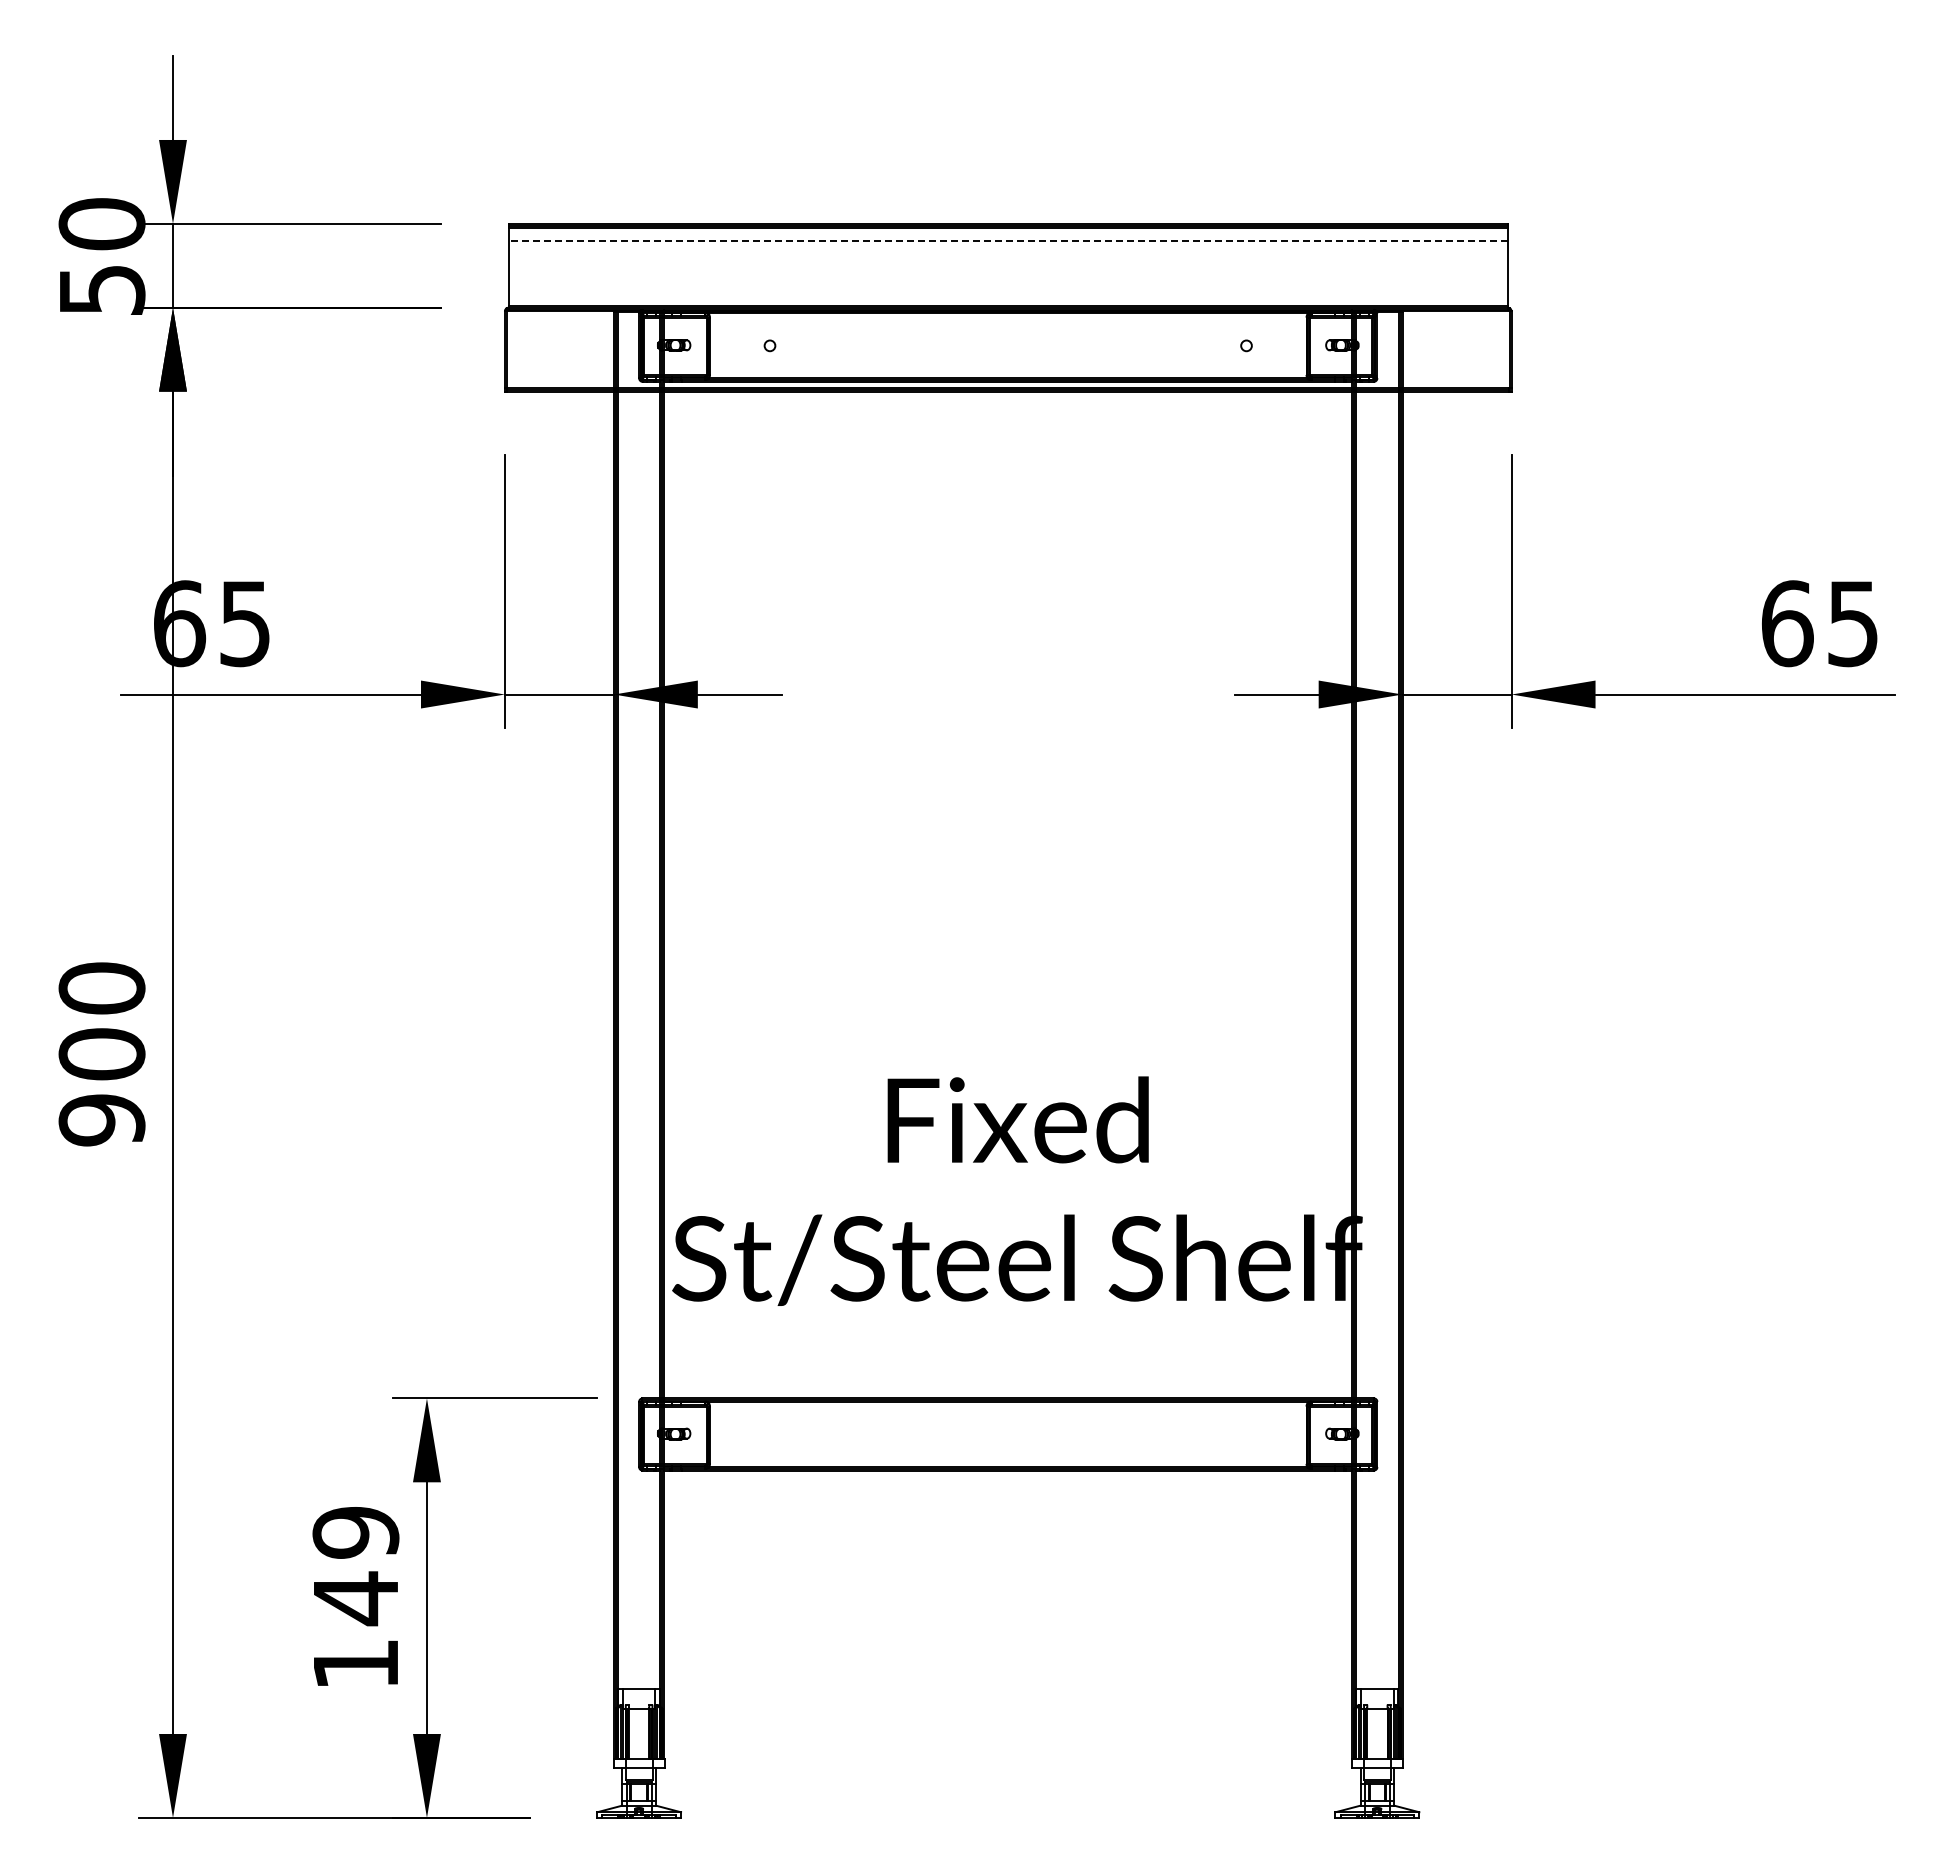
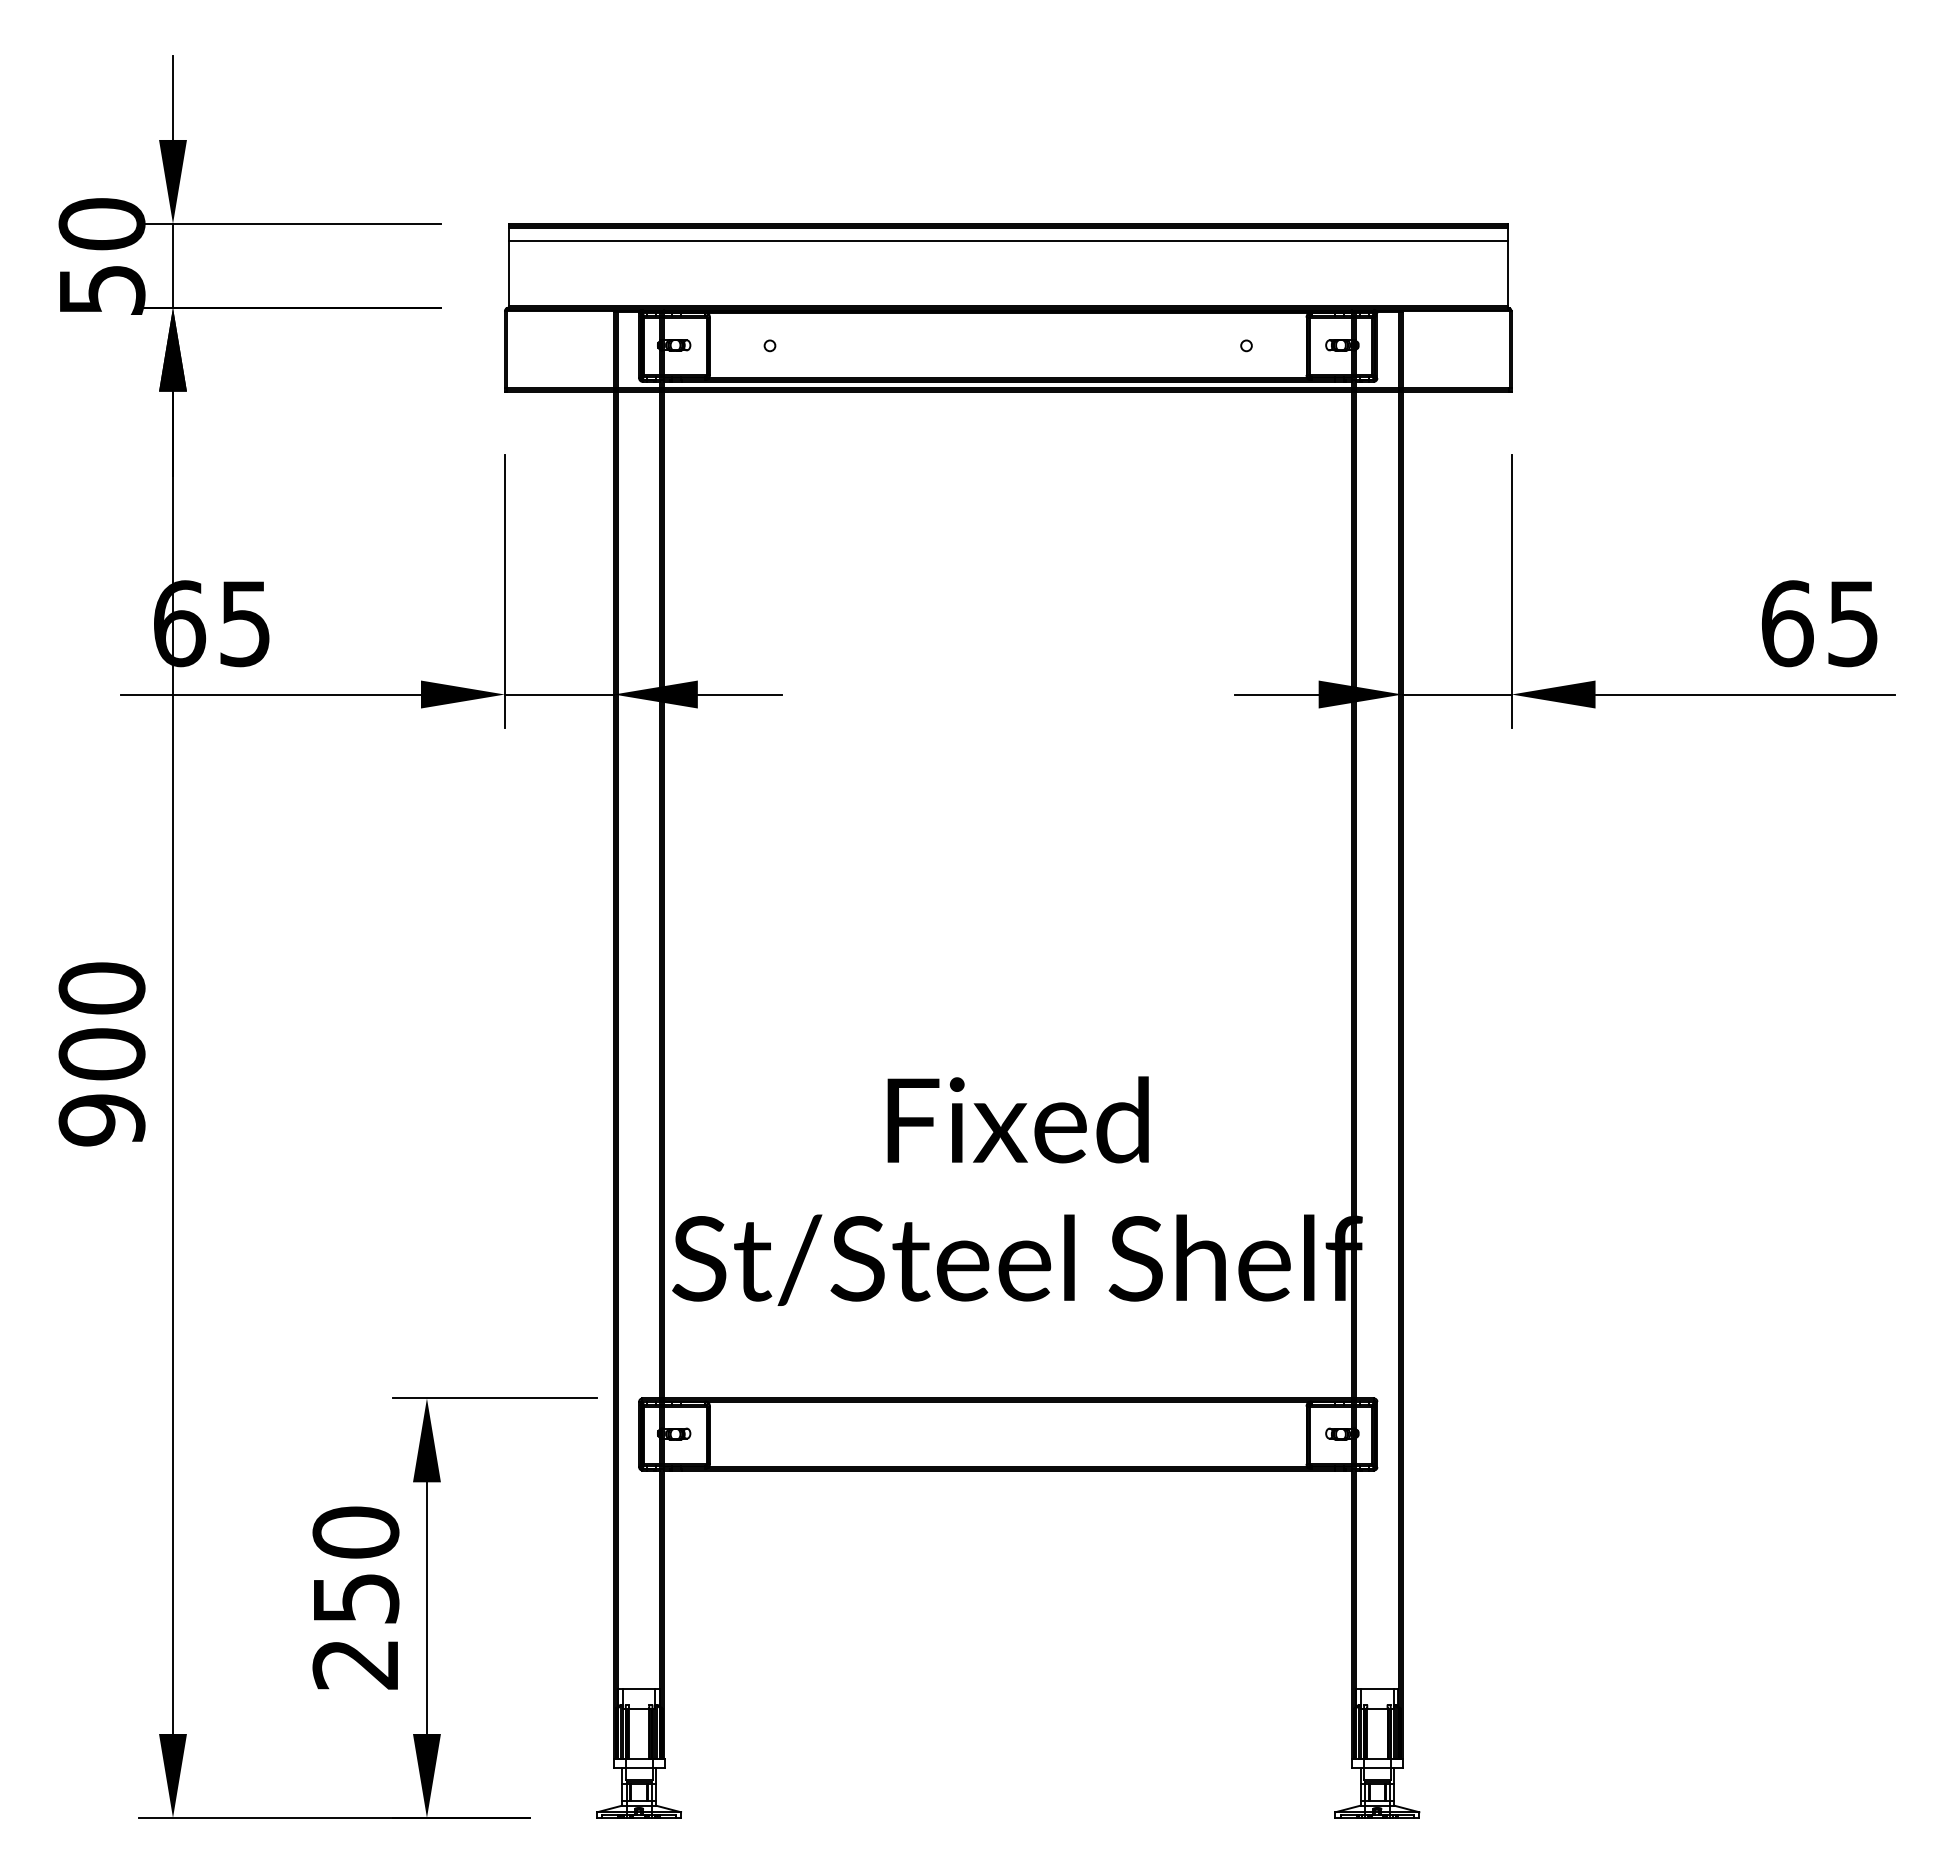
line: dashed -> solid (1008, 241)
text: 149 -> 250 (355, 1597)
